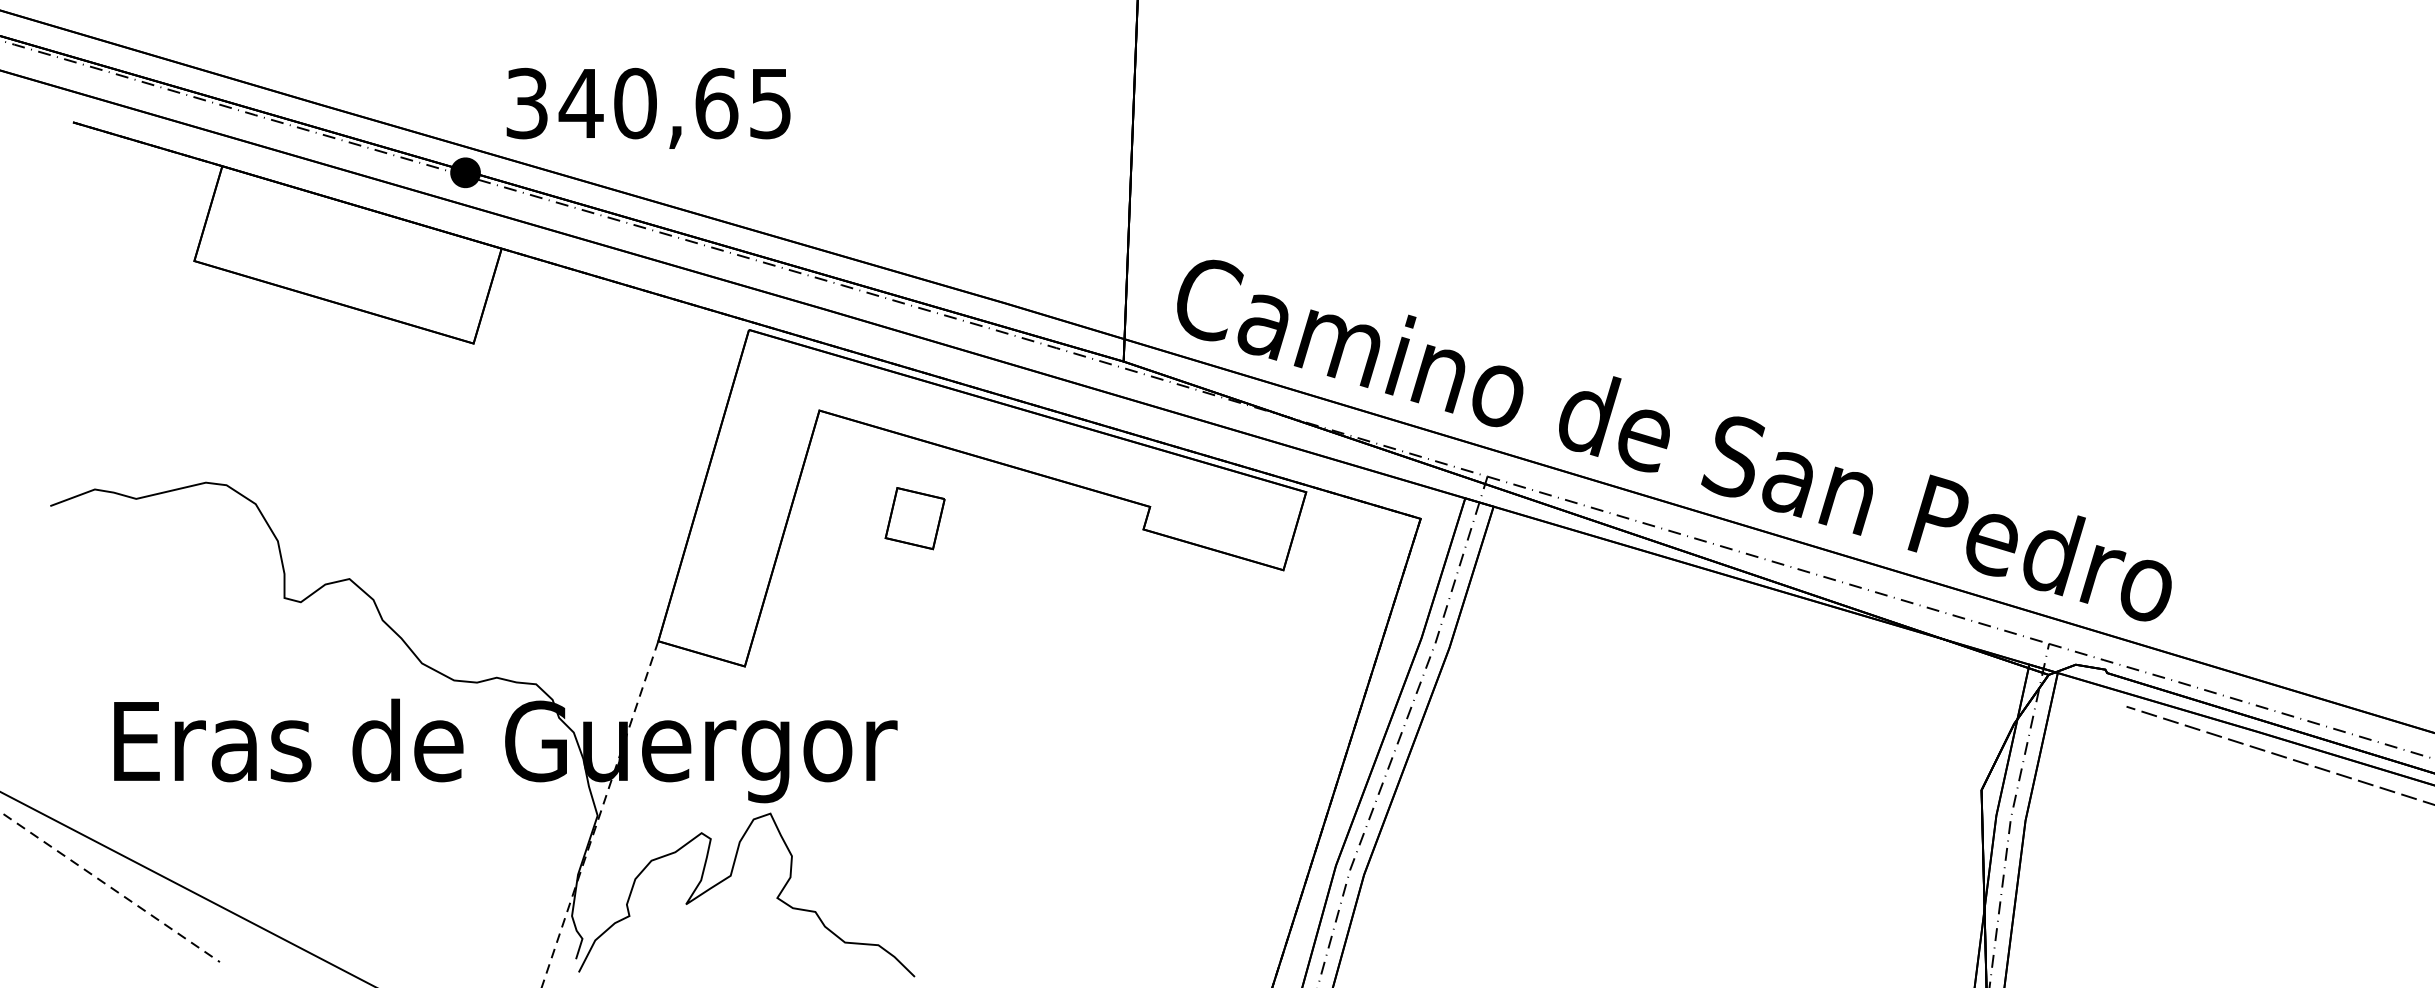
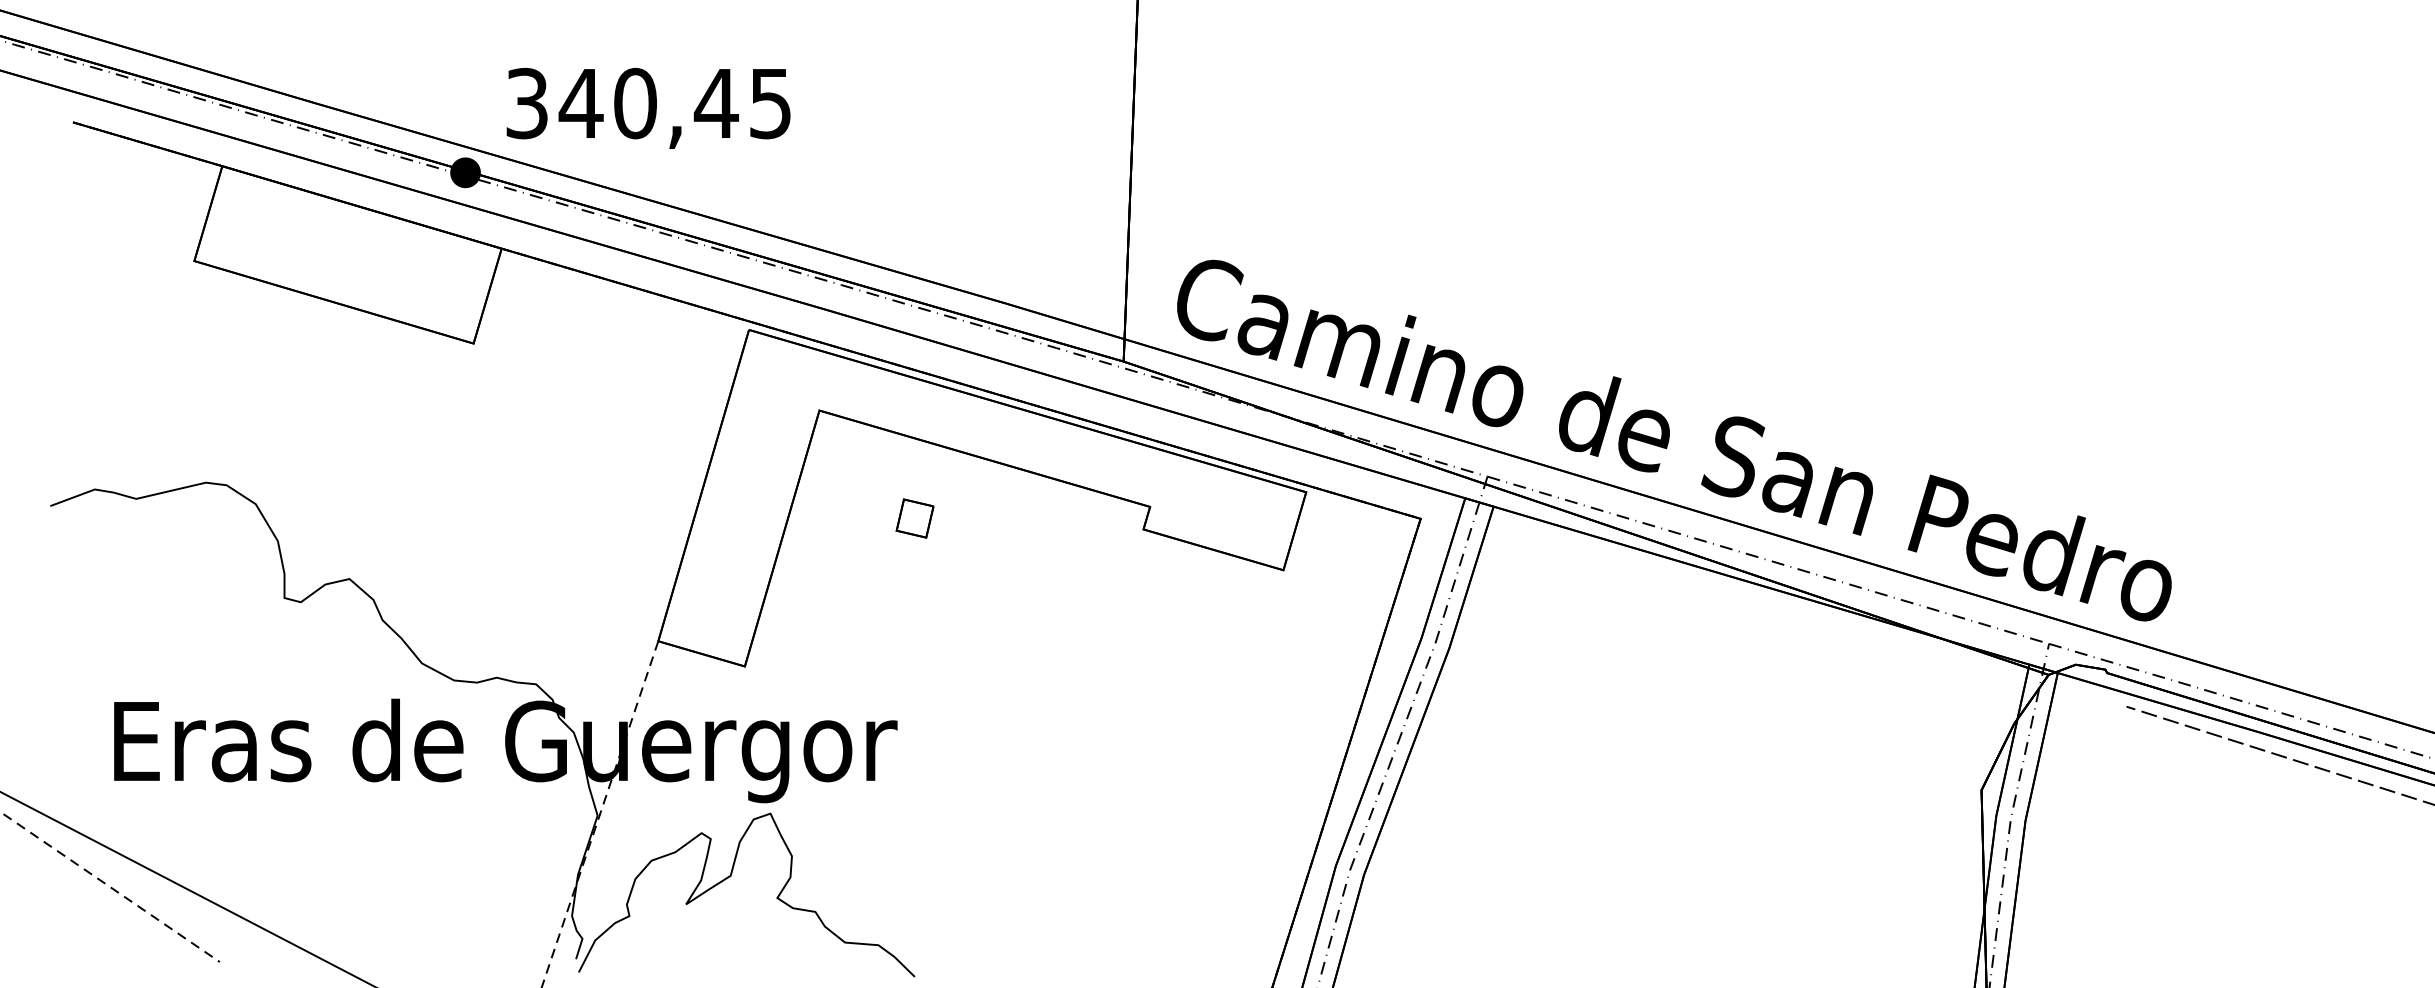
text: 340,65 -> 340,45 (715, 103)
part size: 62x64 px -> 40x41 px (914, 518)
